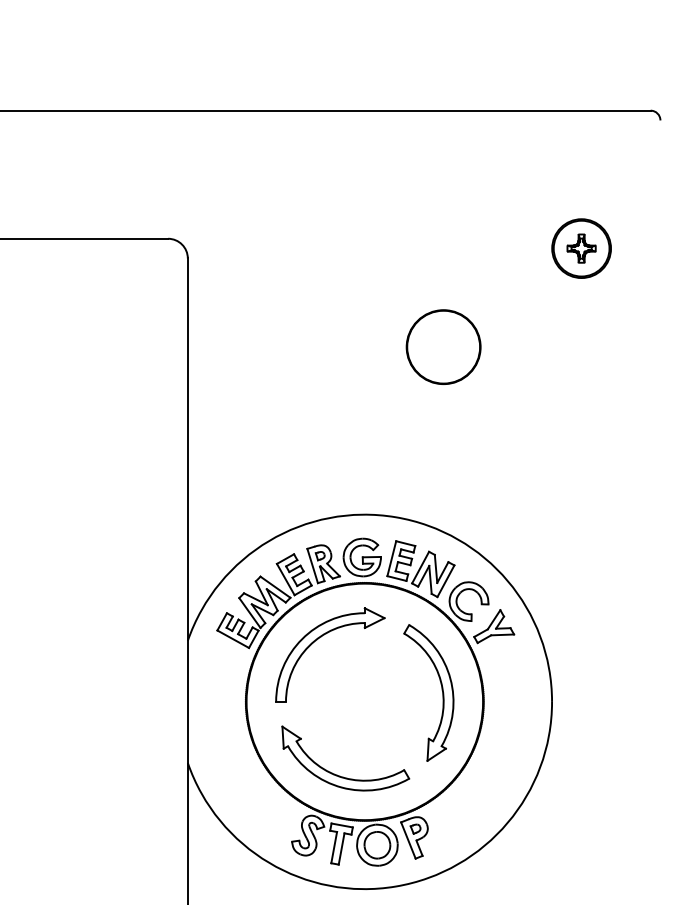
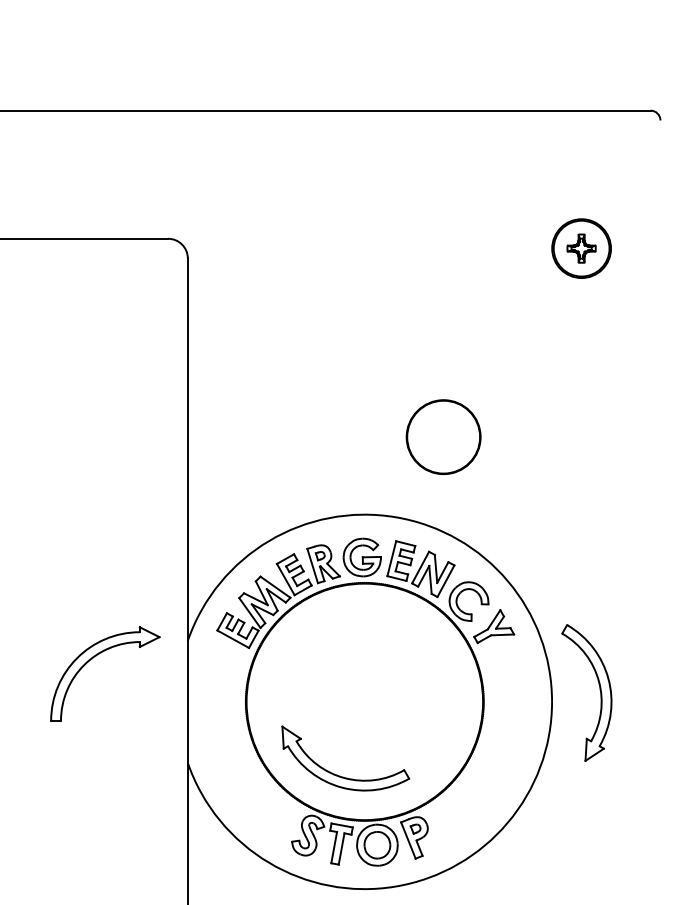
part position: (443, 346) -> (443, 436) (443, 436)
part position: (317, 640) -> (92, 659) (92, 659)
part position: (441, 690) -> (599, 690) (599, 690)
